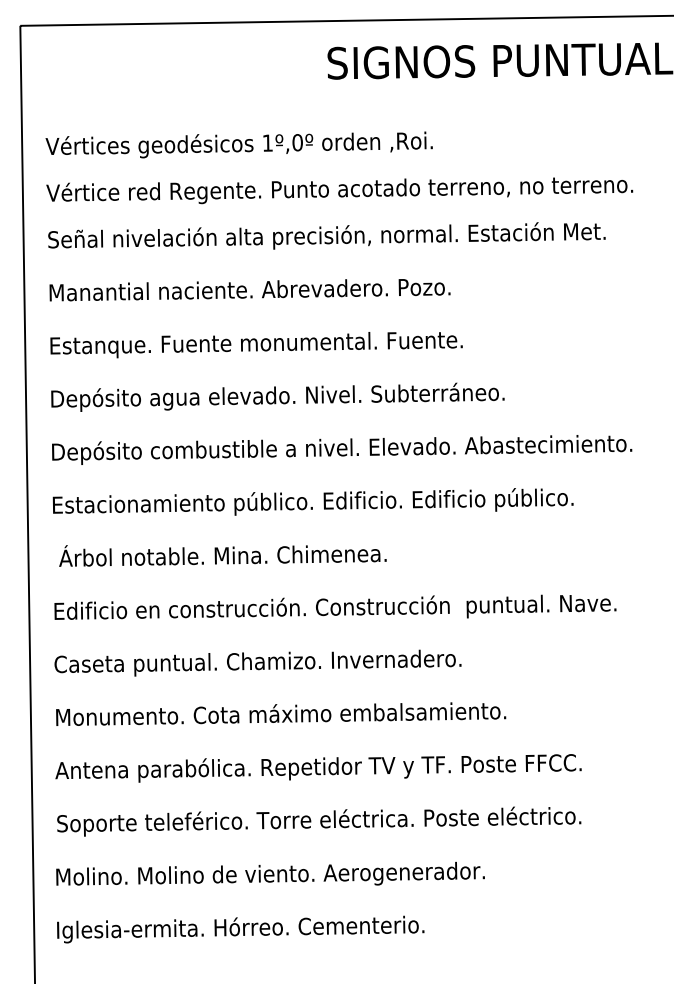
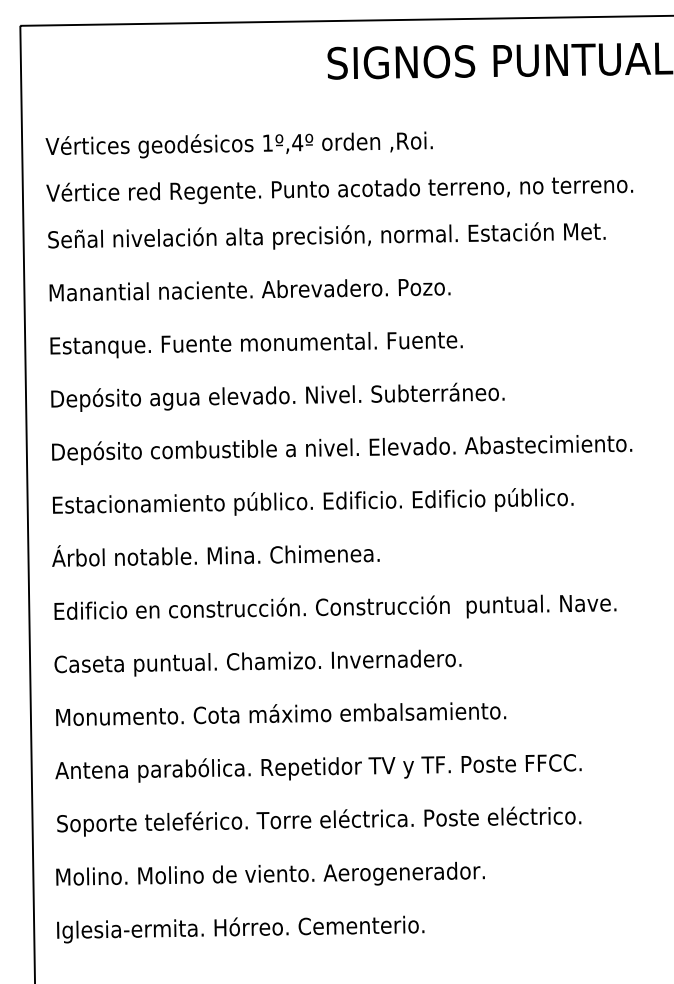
text: 1º,0º -> 1º,4º (297, 142)
text position: (222, 555) -> (215, 555) (215, 555)
